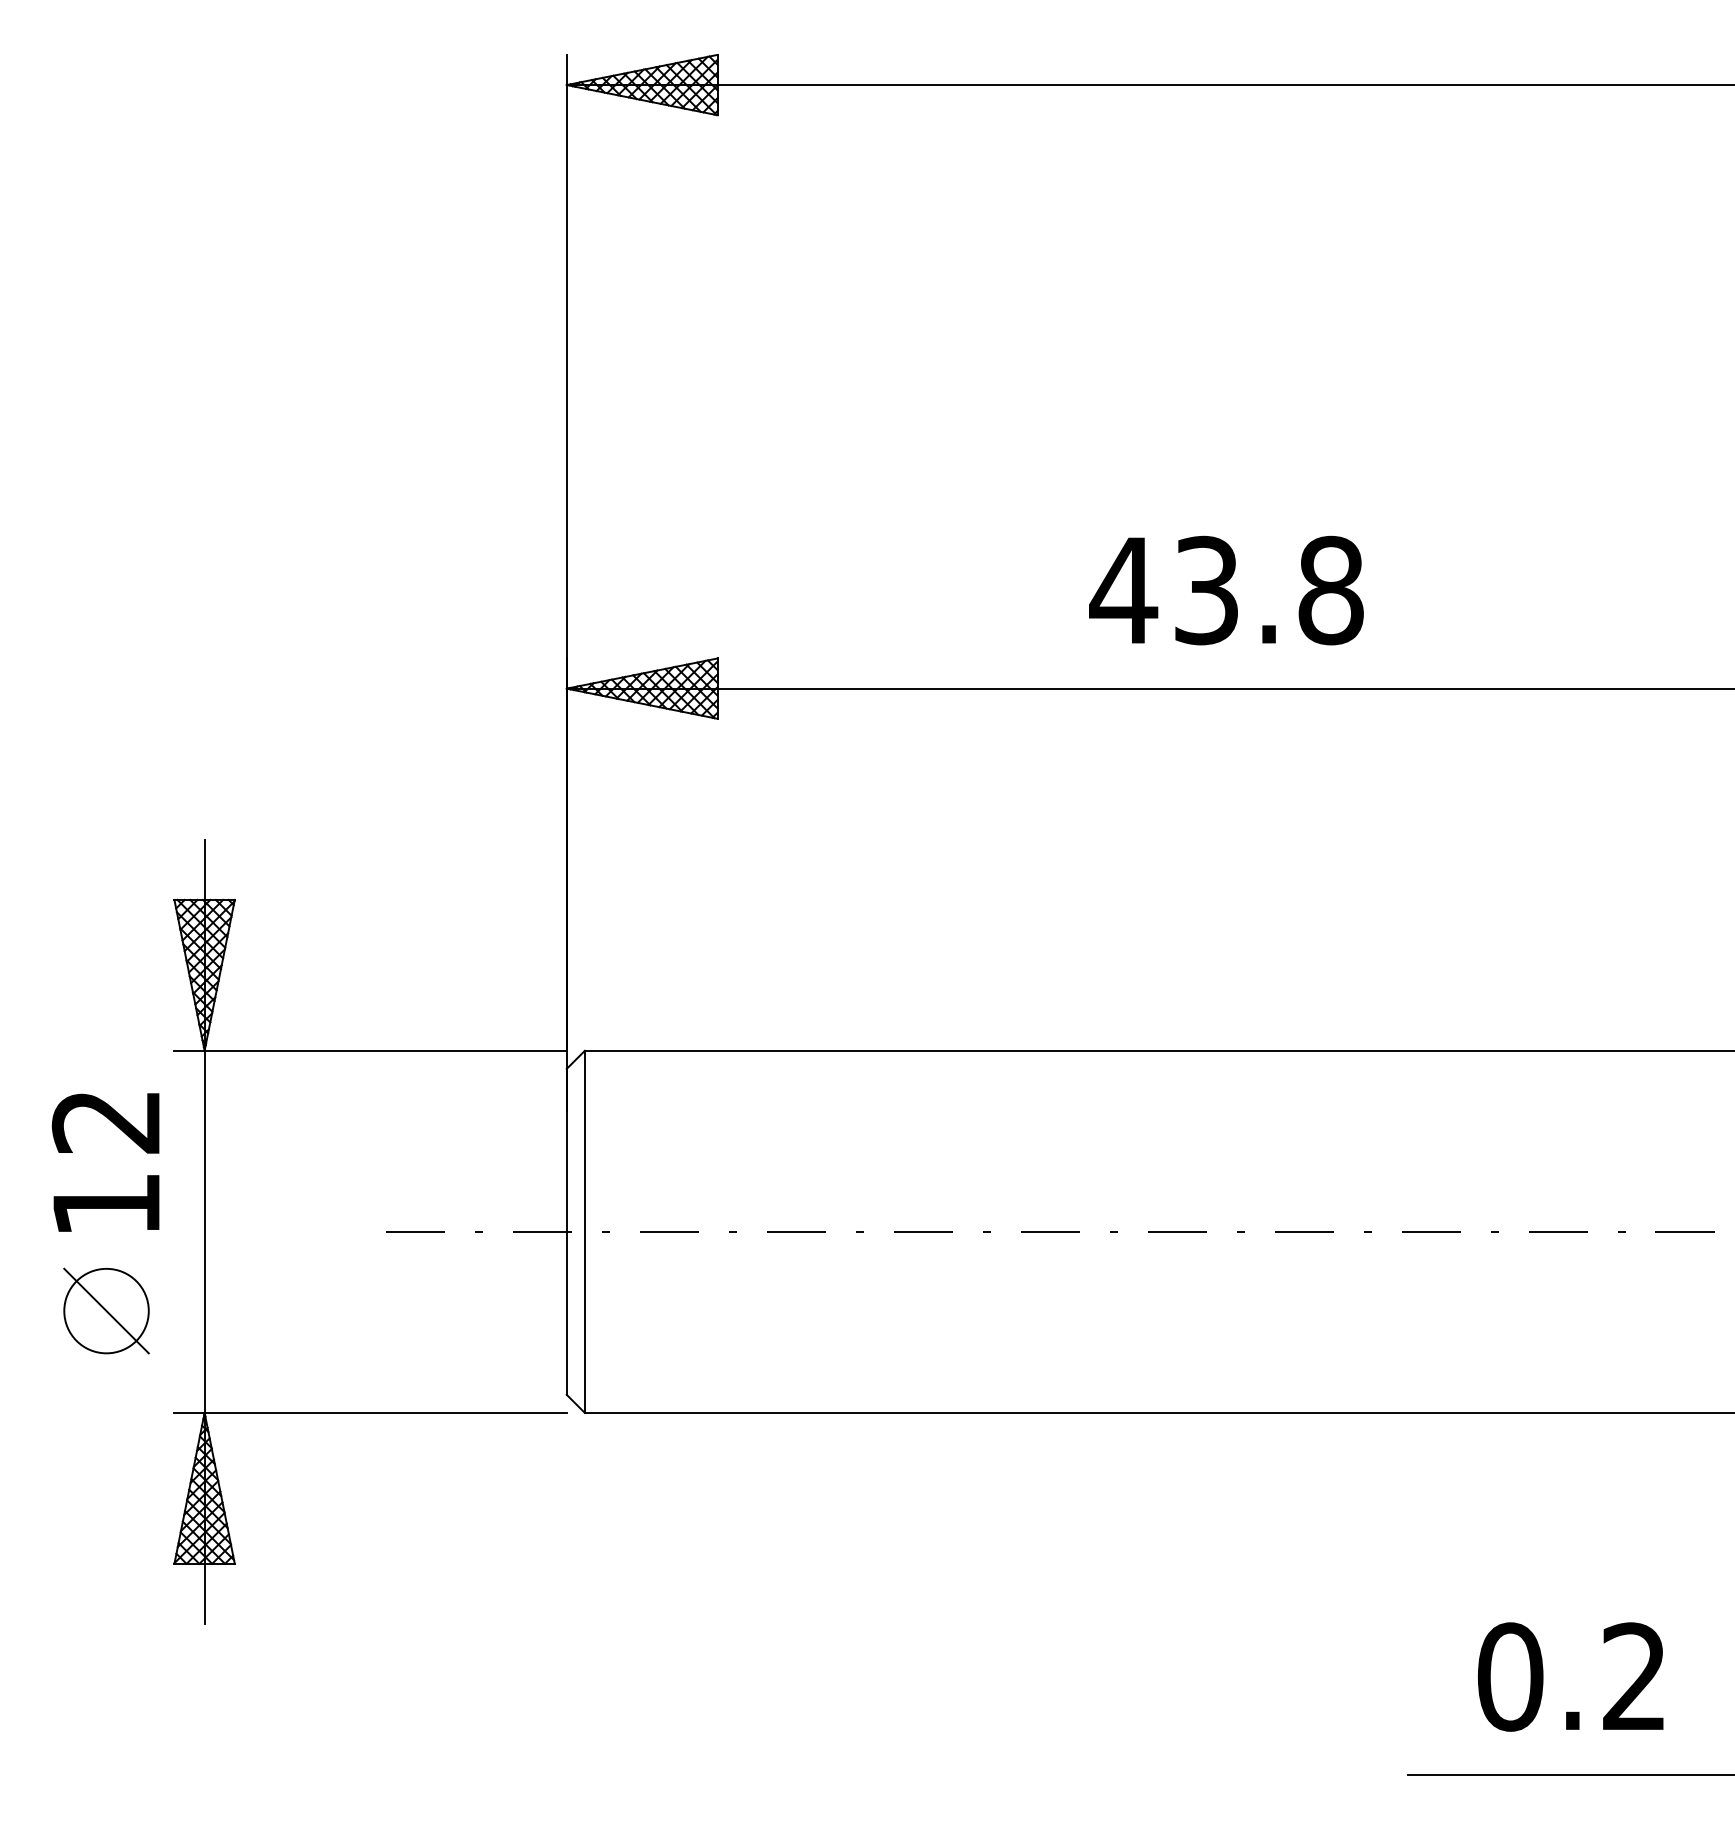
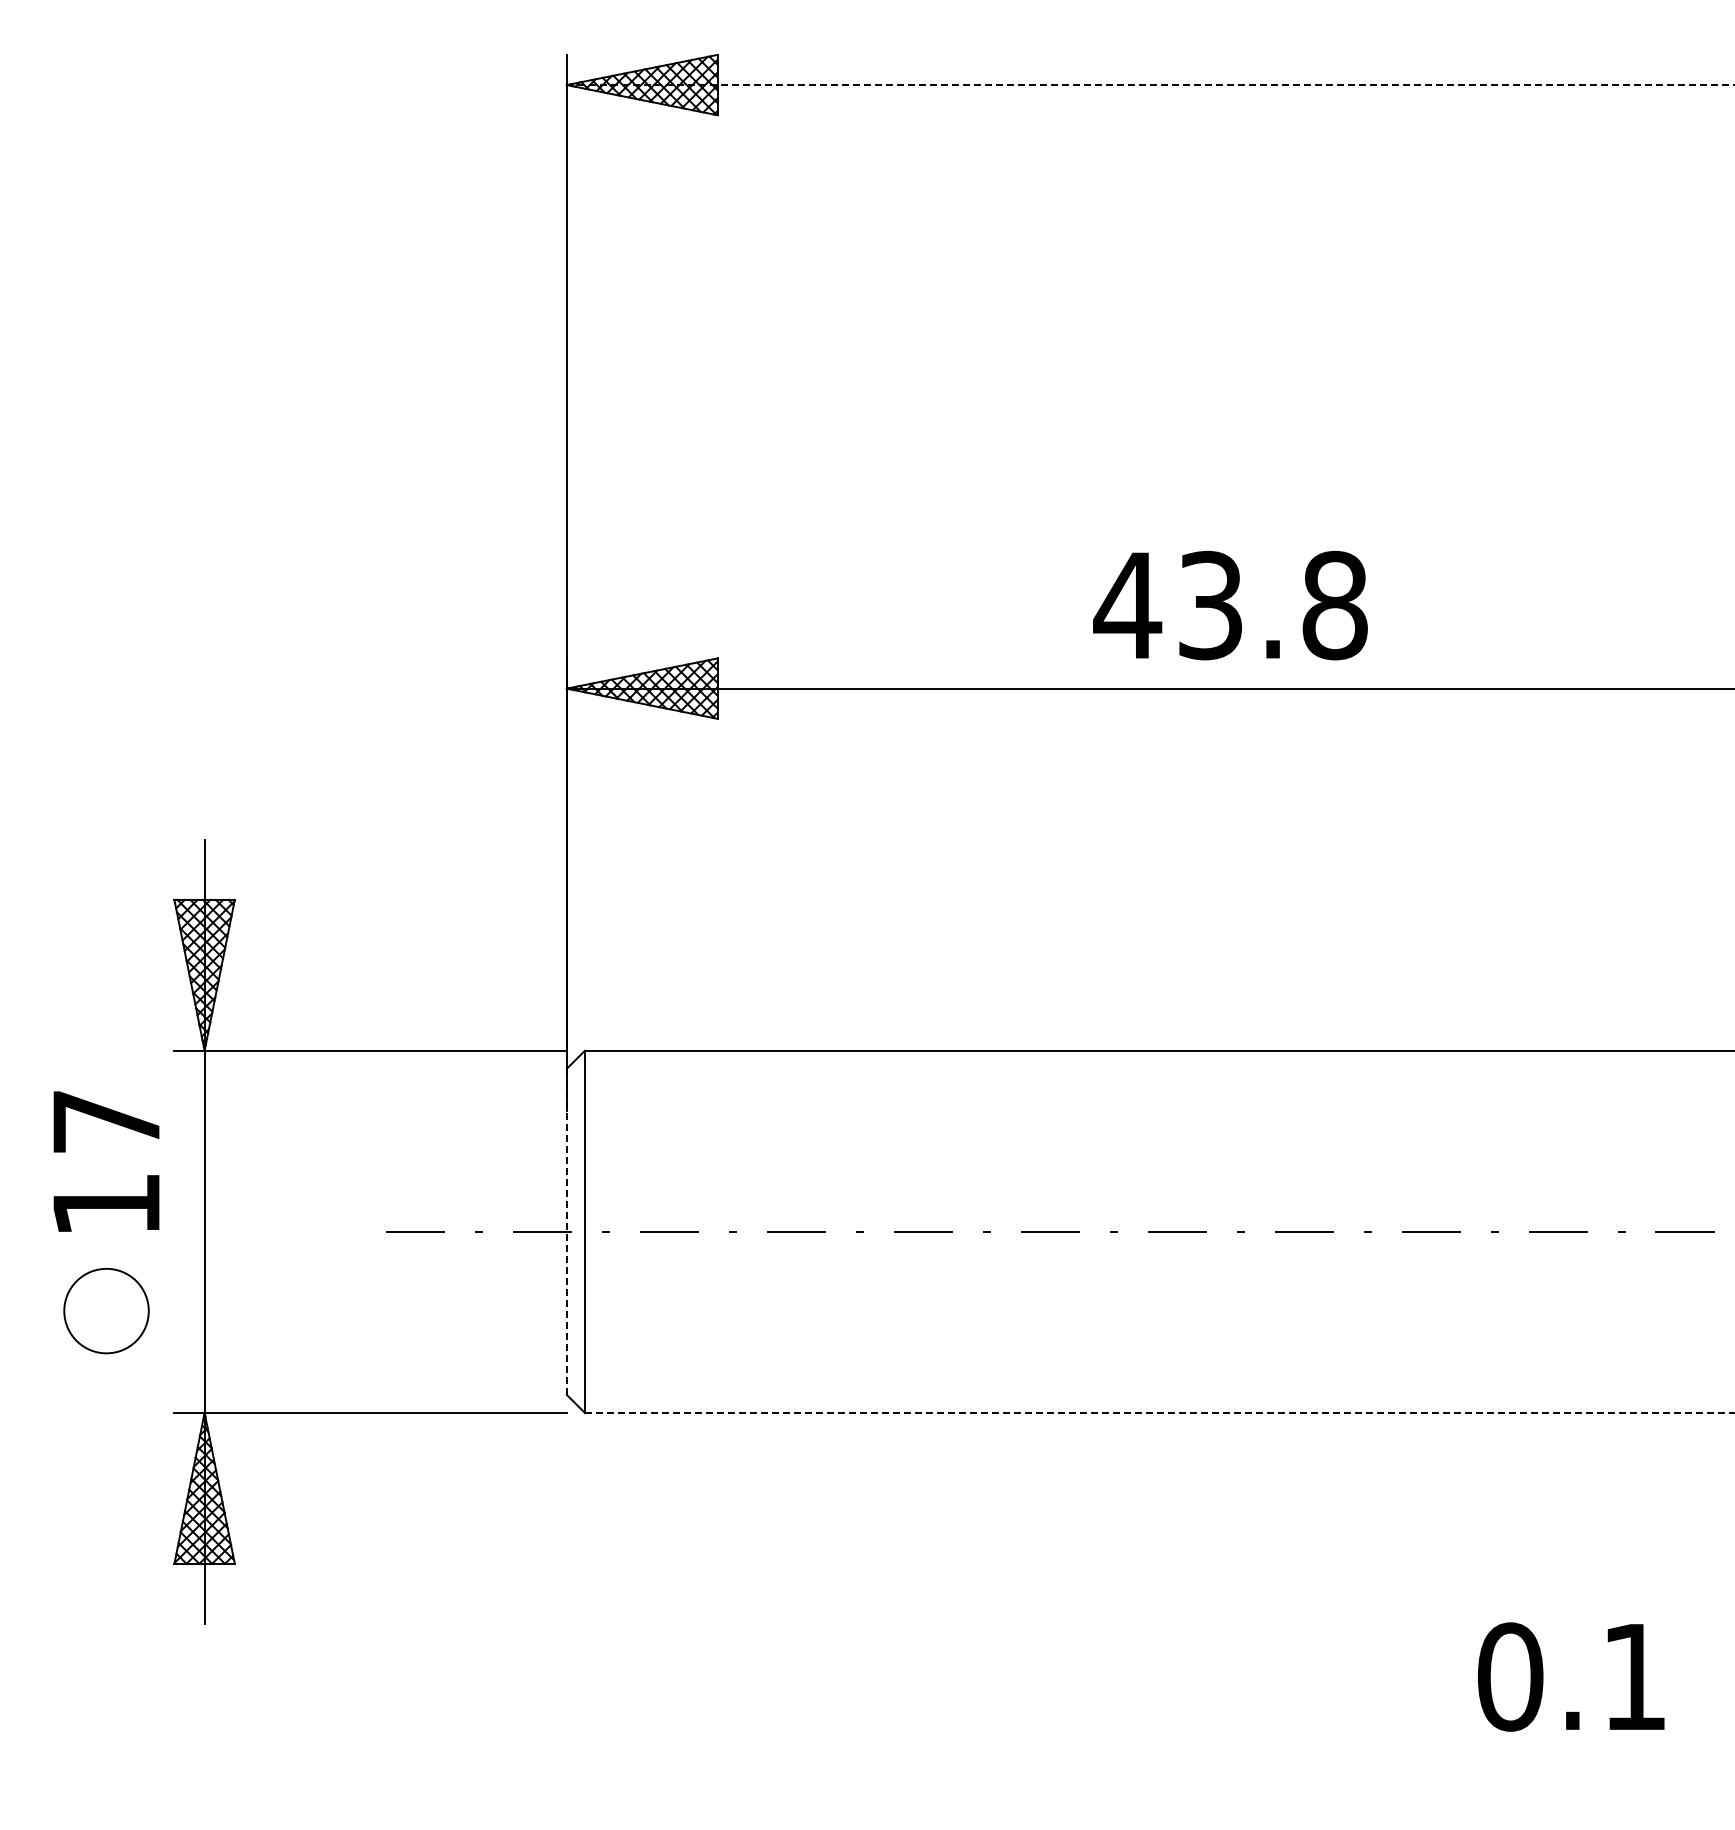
line: solid -> dashed (1150, 85)
text position: (1226, 590) -> (1230, 605) (1230, 605)
text: 12 -> 17 (105, 1122)
line: solid -> dashed (566, 1231)
line: present -> none (106, 1310)
line: solid -> dashed (1159, 1412)
text: 0.2 -> 0.1 (1633, 1675)
line: present -> none (1569, 1775)
